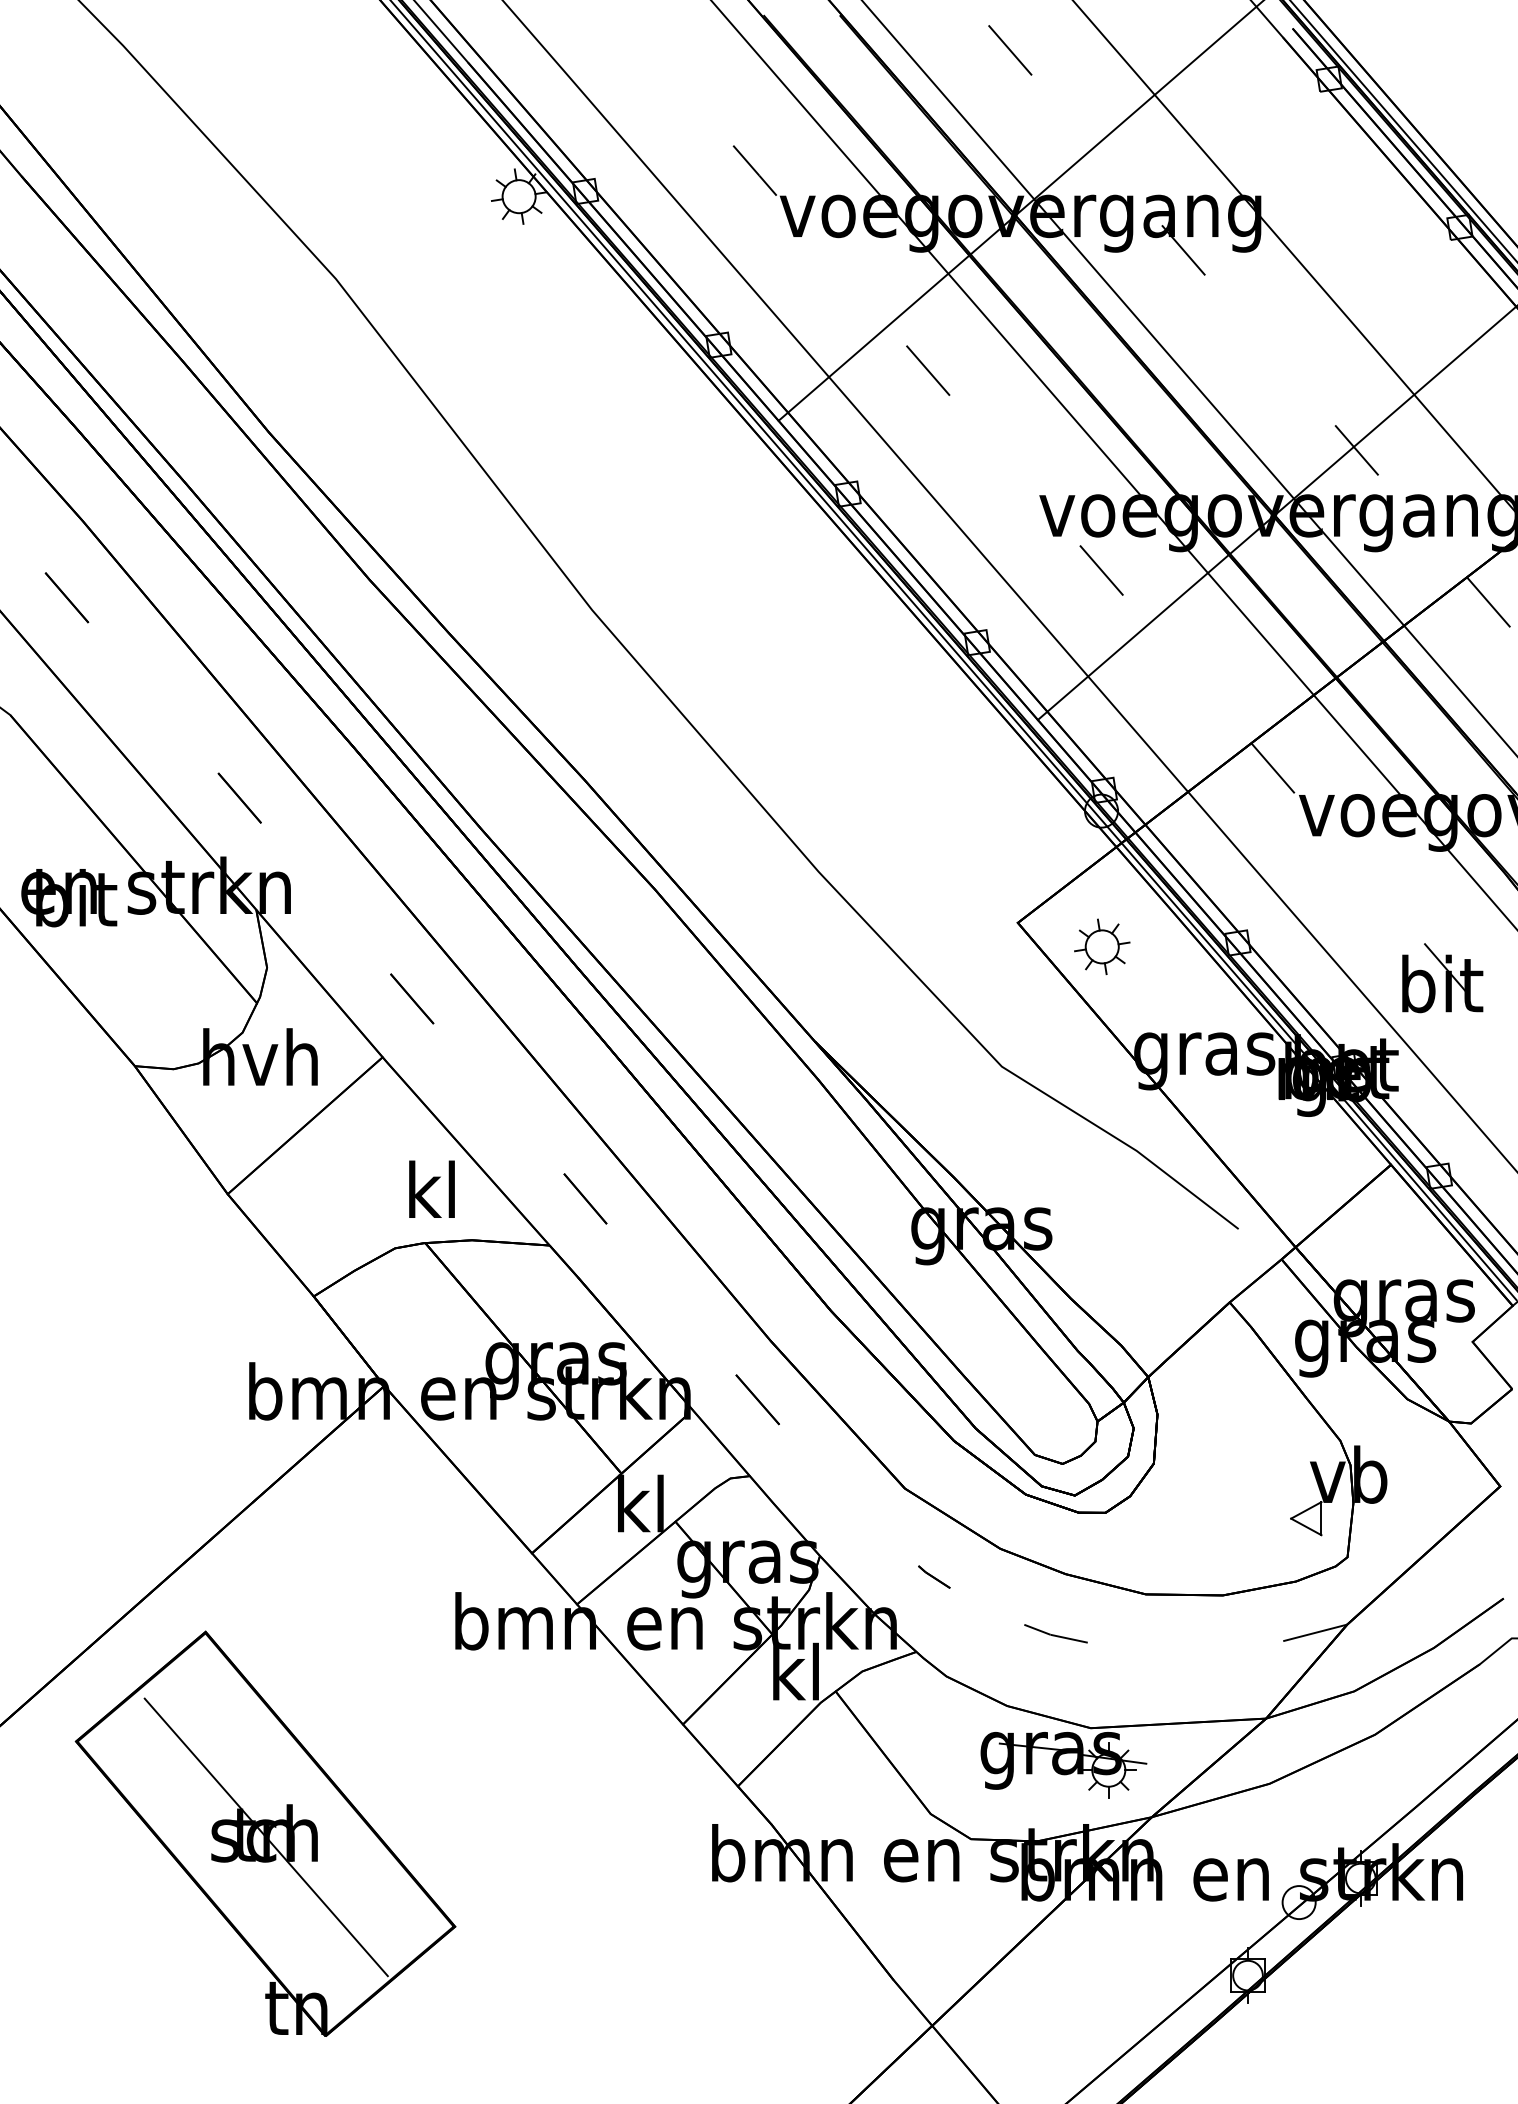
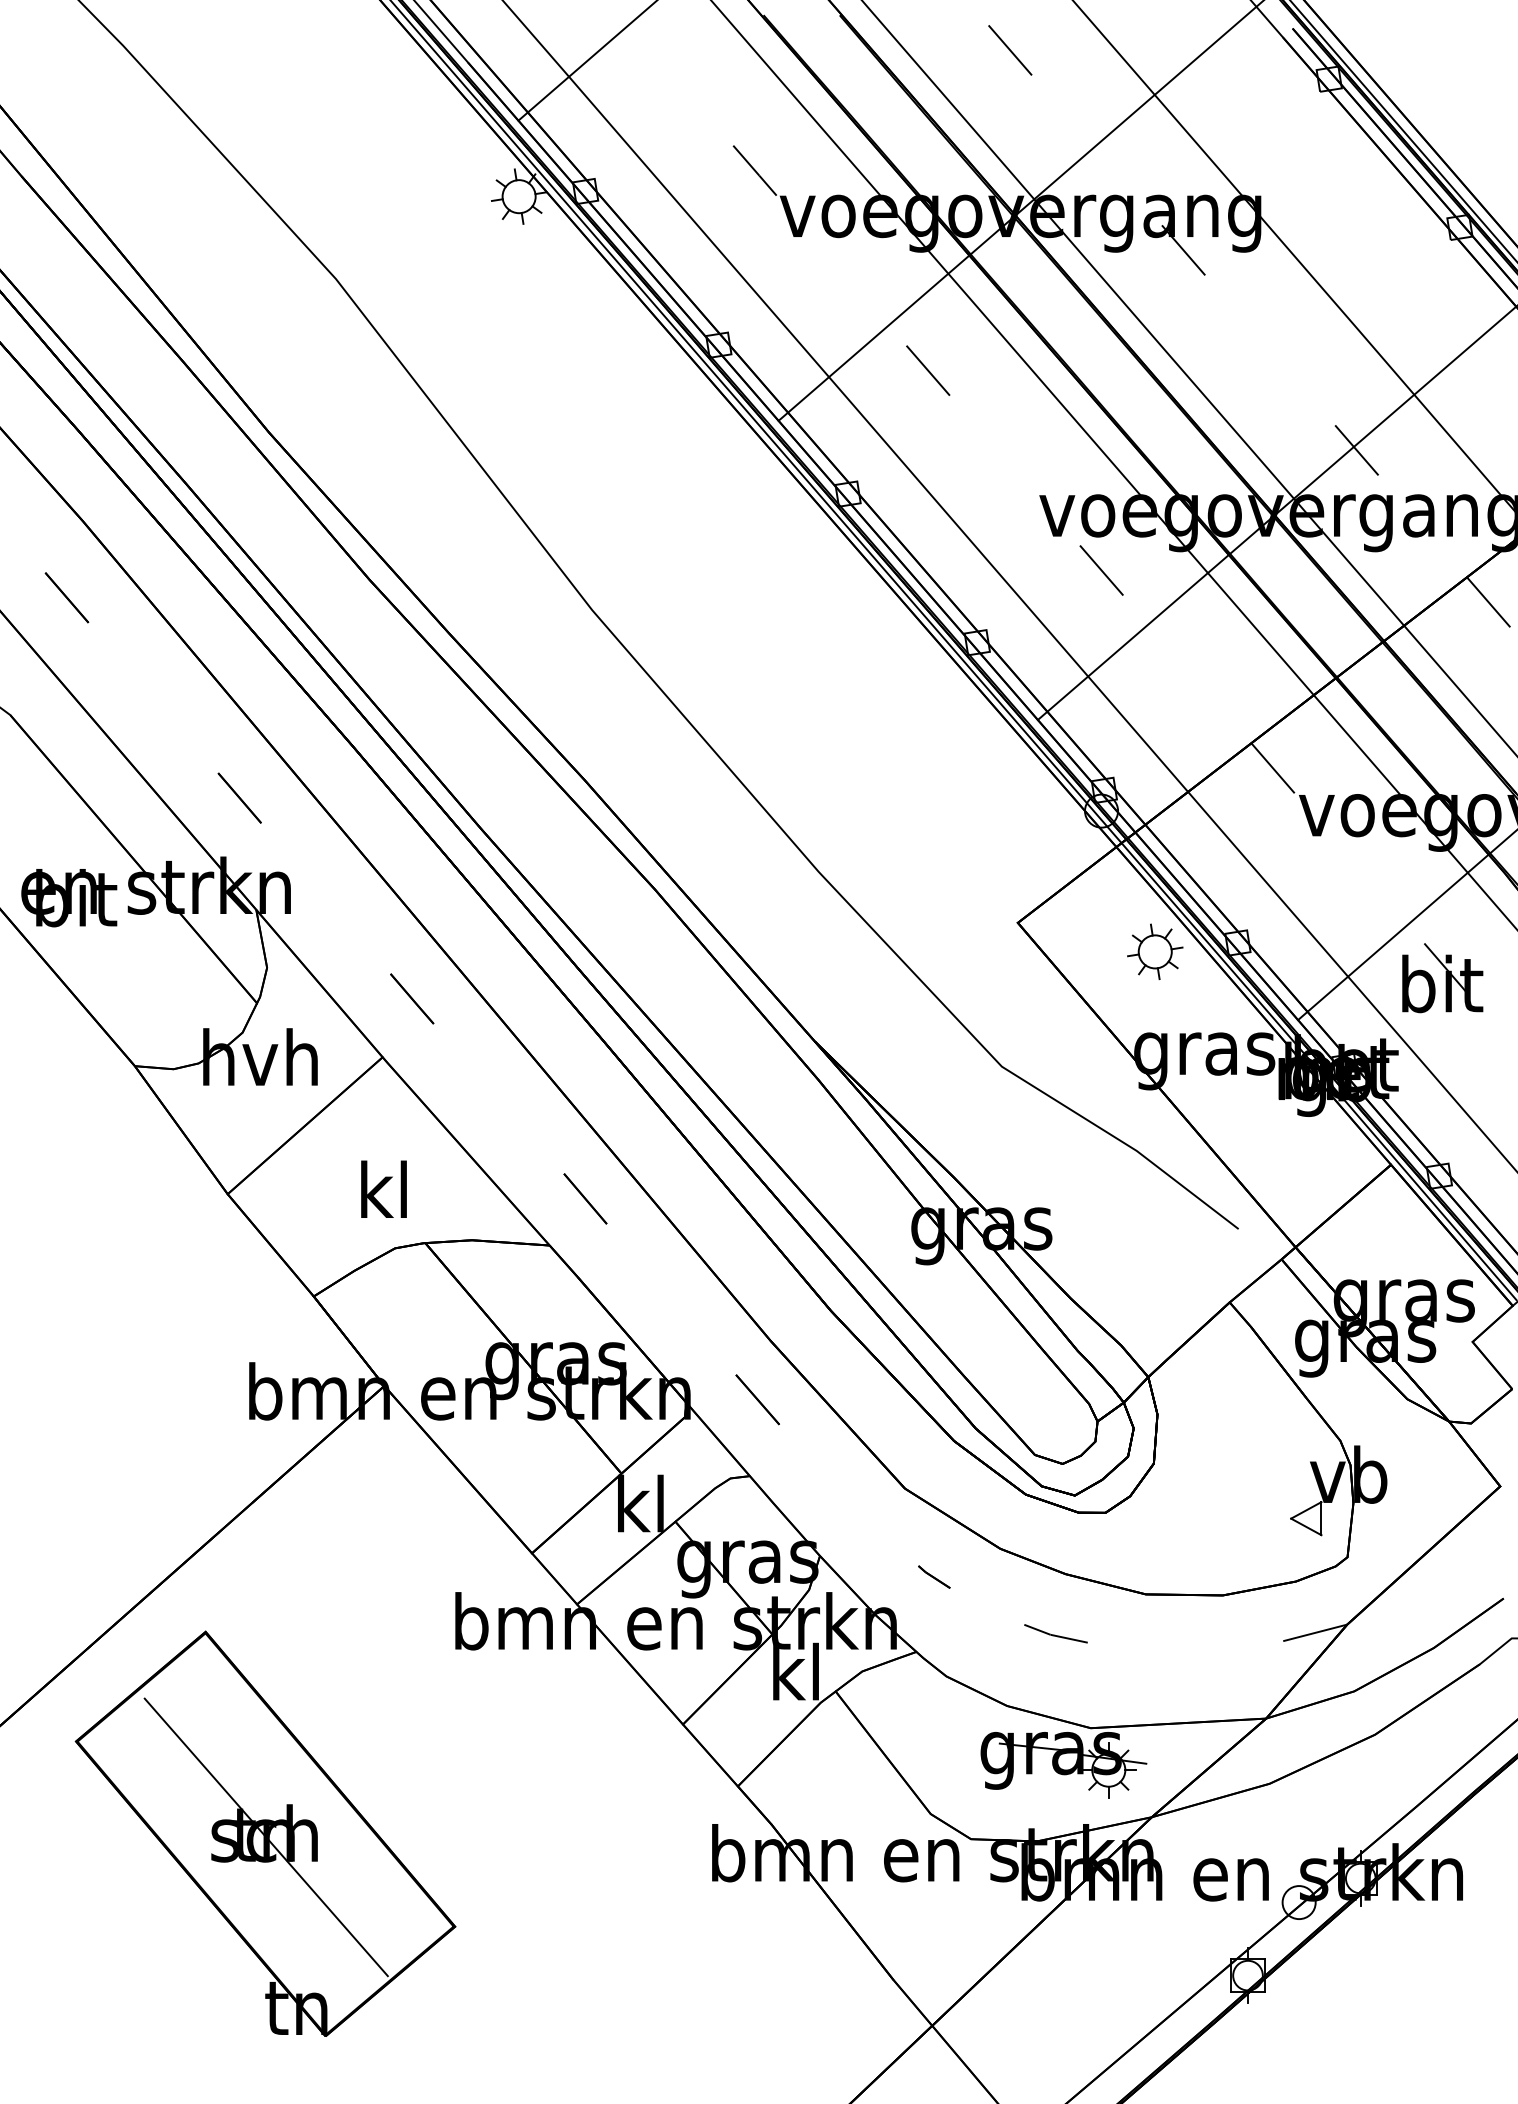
line: none -> present (586, 61)
line: none -> present (1406, 926)
part position: (1102, 946) -> (1155, 951) (1155, 951)
text position: (431, 1188) -> (383, 1188) (383, 1188)
